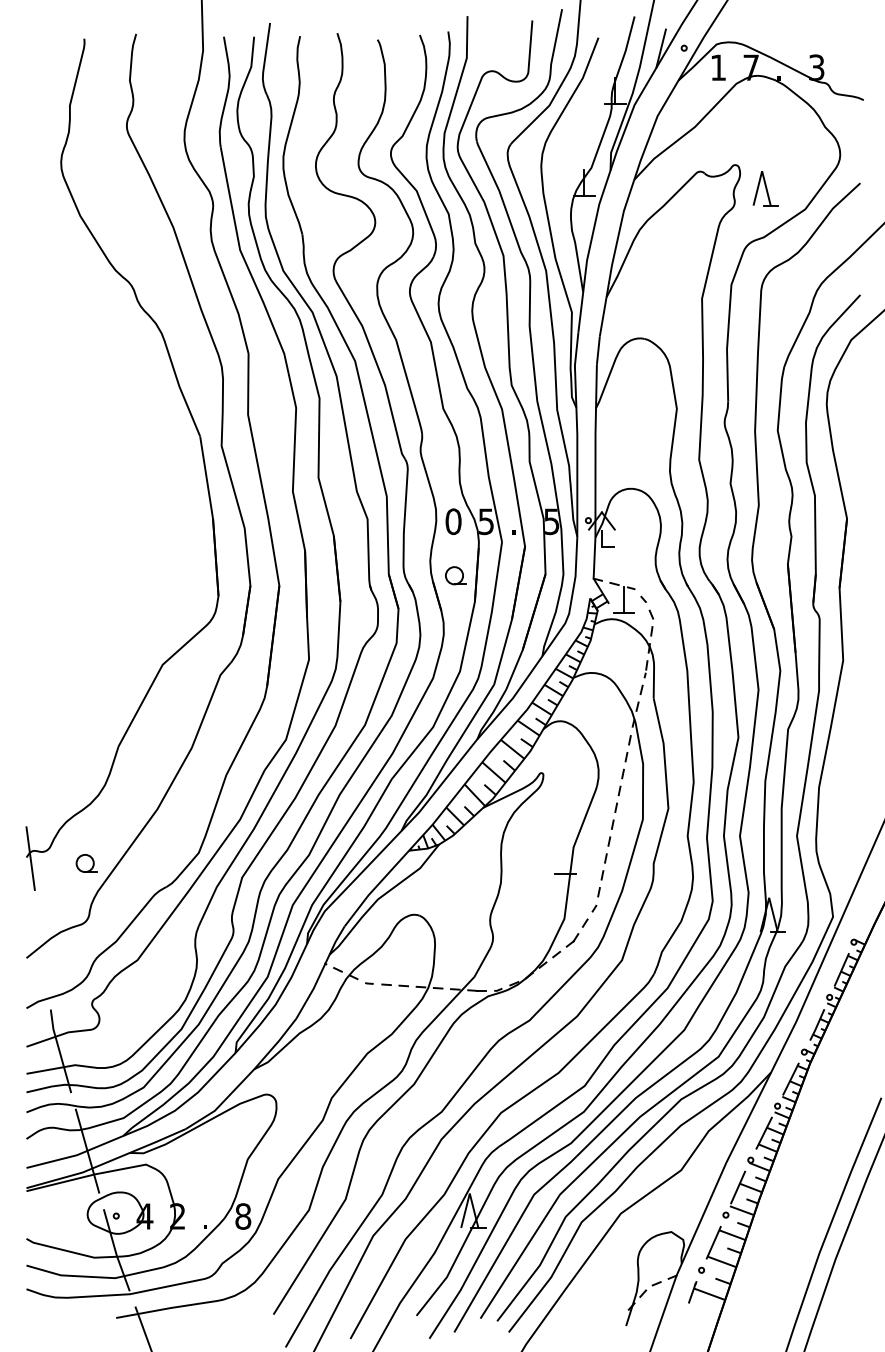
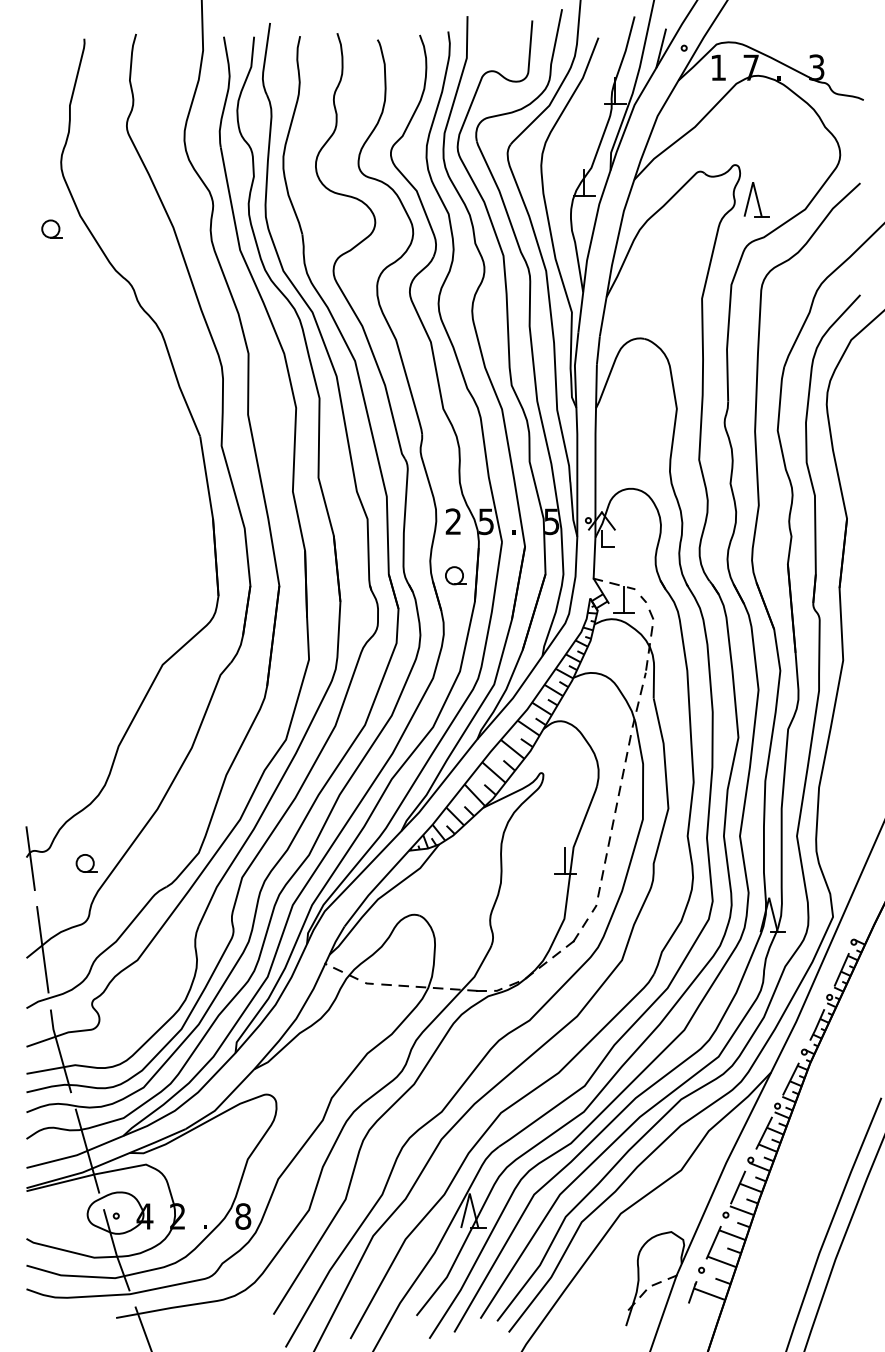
part position: (765, 188) -> (756, 199) (756, 199)
part: none -> present (51, 228)
text: 0 -> 2 (453, 521)
line: none -> present (565, 860)
line: none -> present (42, 949)
